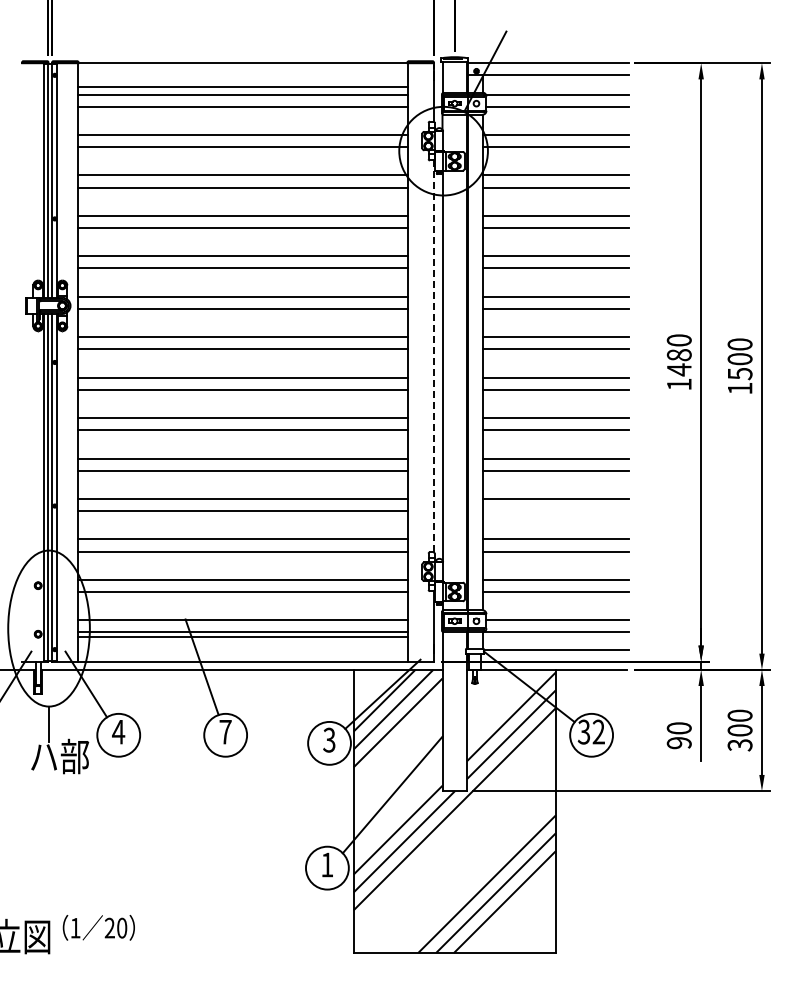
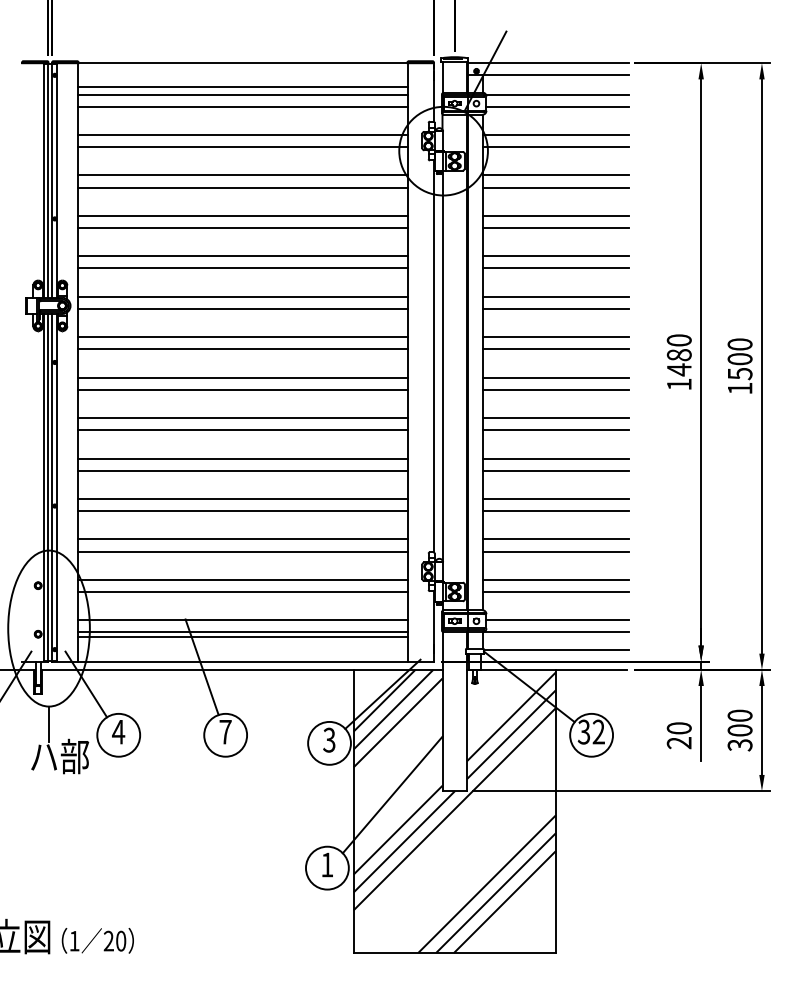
line: dashed -> solid (433, 356)
line: none -> present (555, 511)
text: 90 -> 20 (679, 743)
text position: (98, 927) -> (97, 940) (97, 940)
